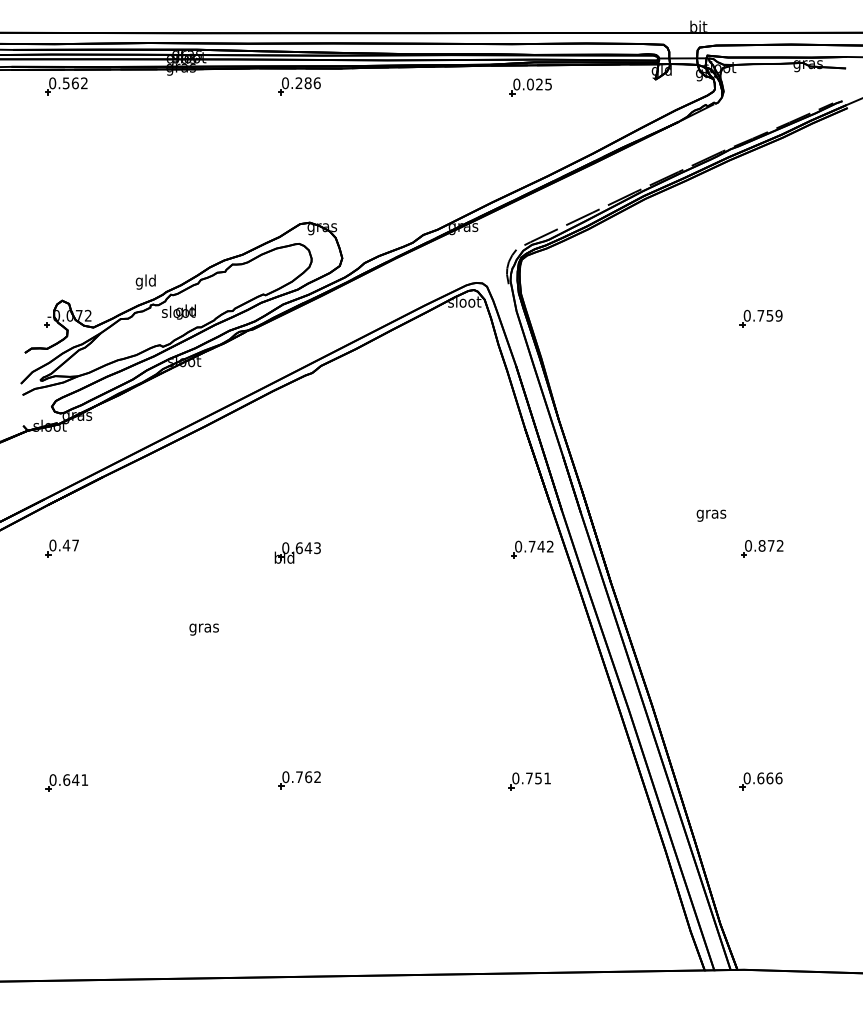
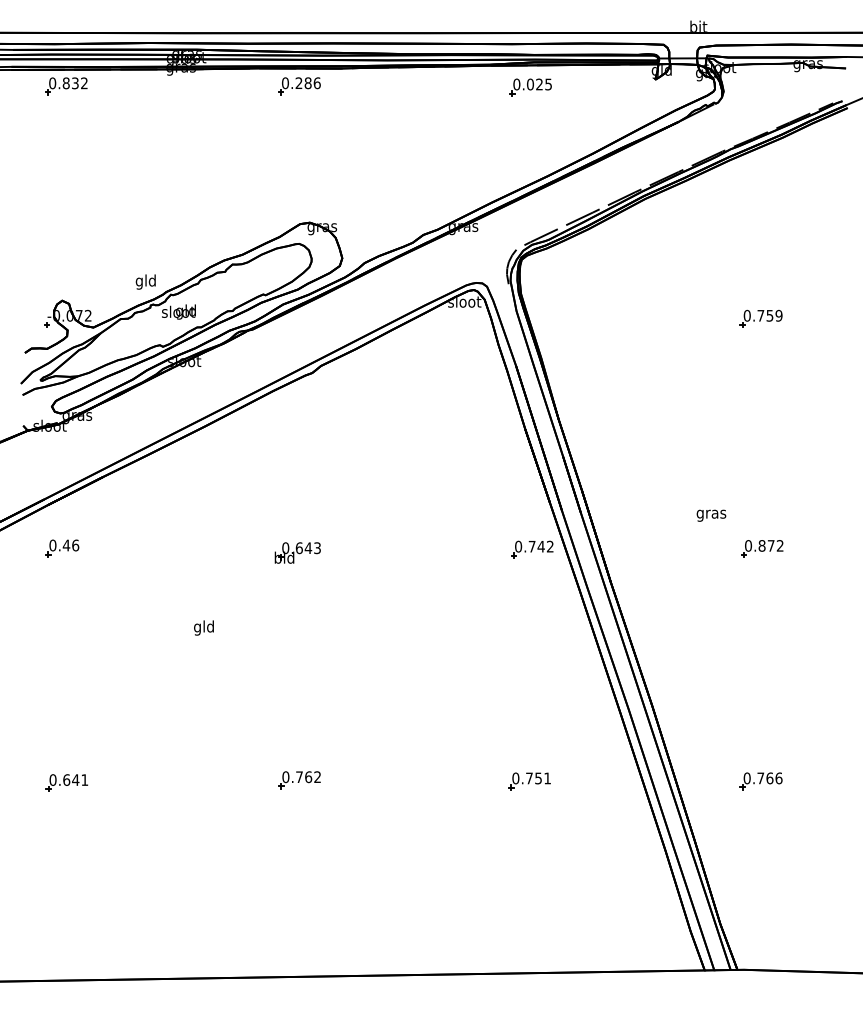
text: 0.562 -> 0.832 (70, 83)
text: 0.47 -> 0.46 (75, 545)
text: gras -> gld (203, 627)
text: 0.666 -> 0.766 (760, 778)
